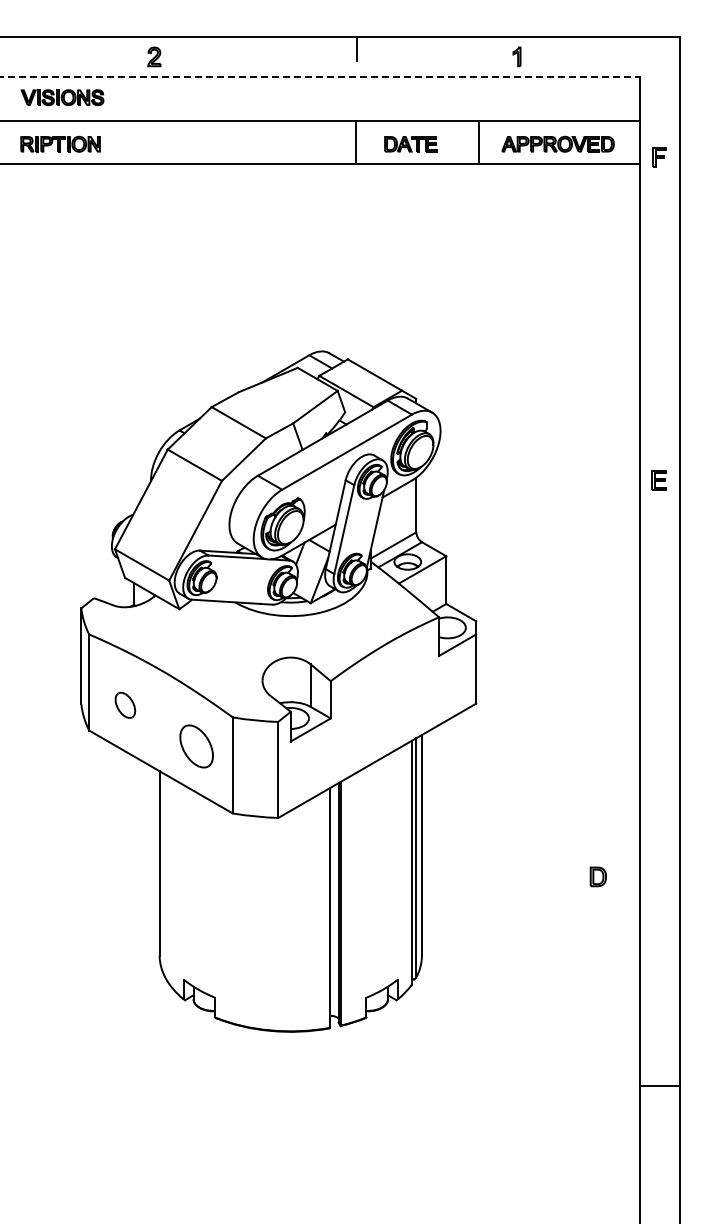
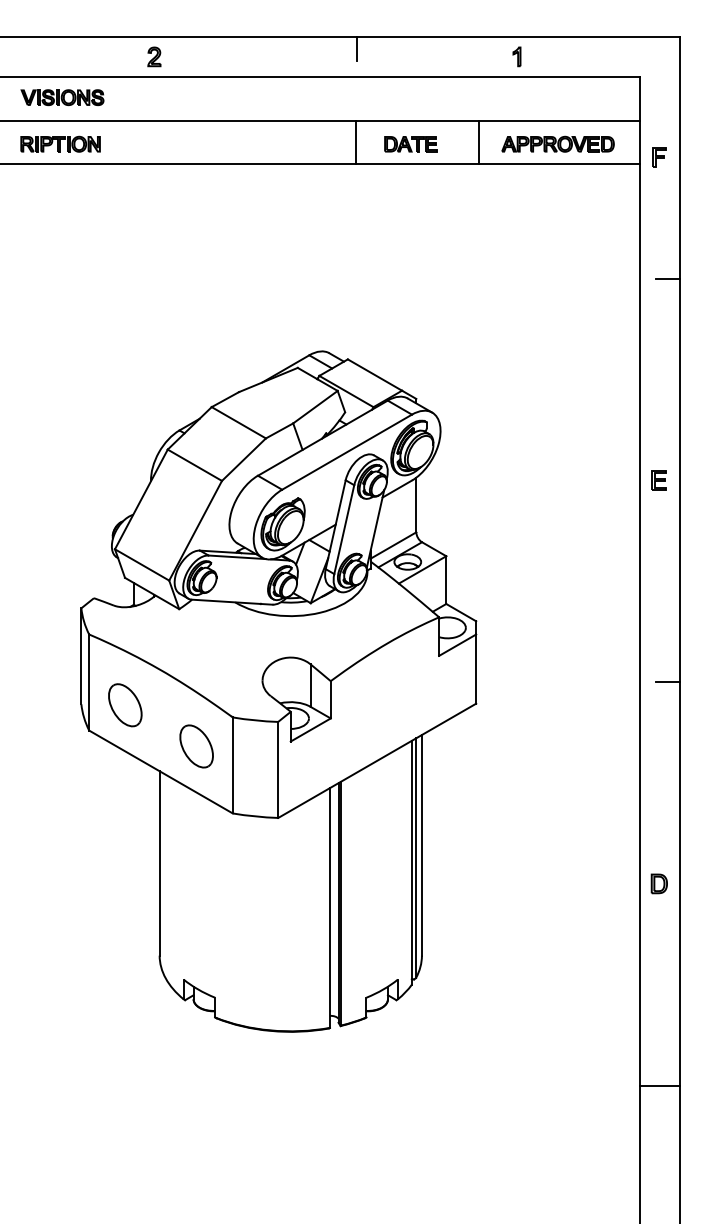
line: dashed -> solid (320, 77)
line: none -> present (667, 278)
line: none -> present (667, 682)
part size: 23x28 px -> 35x45 px (125, 705)
part position: (597, 876) -> (658, 883) (658, 883)
